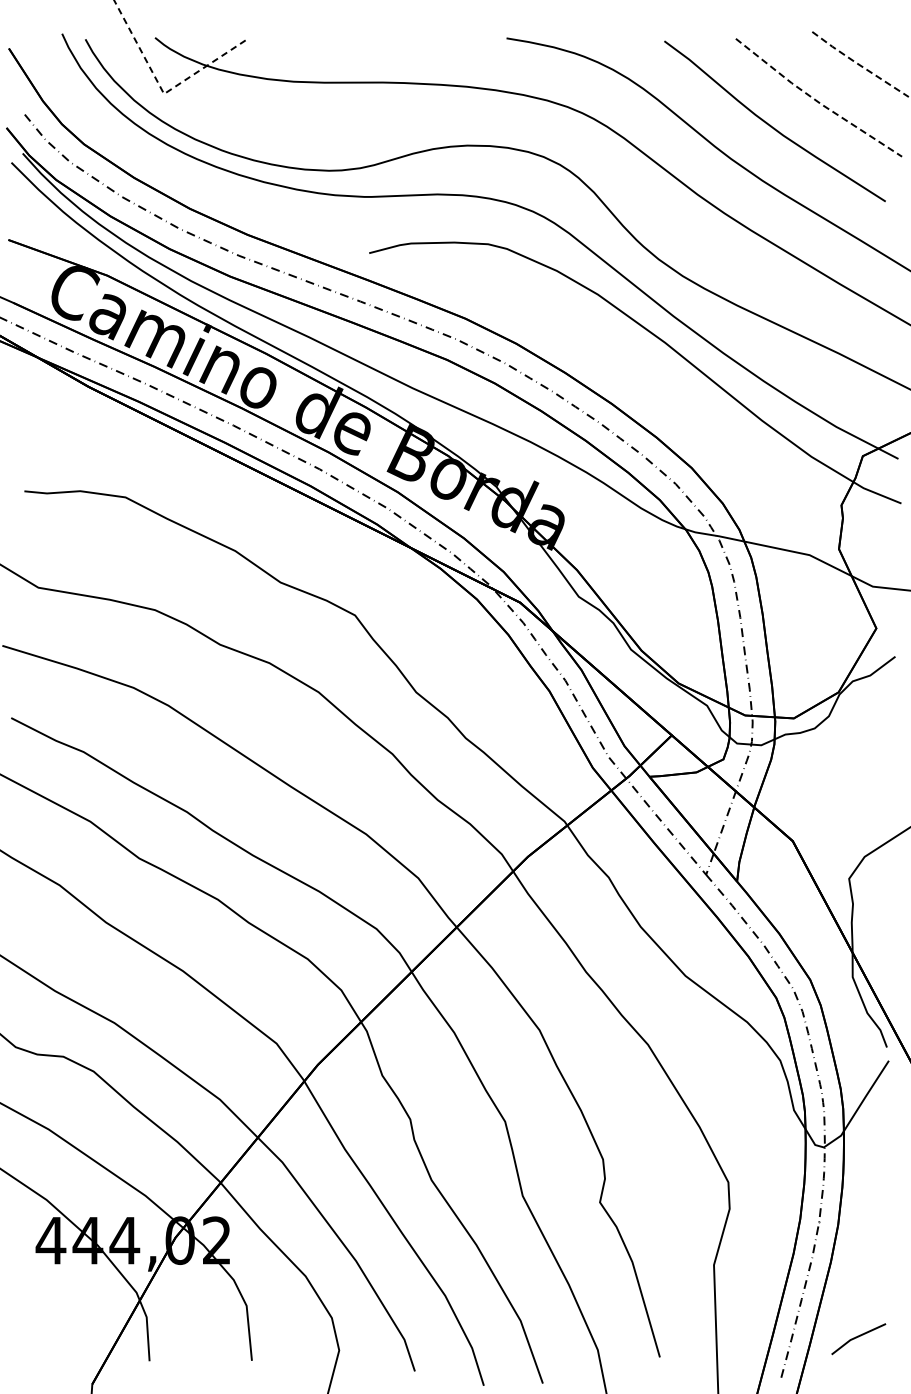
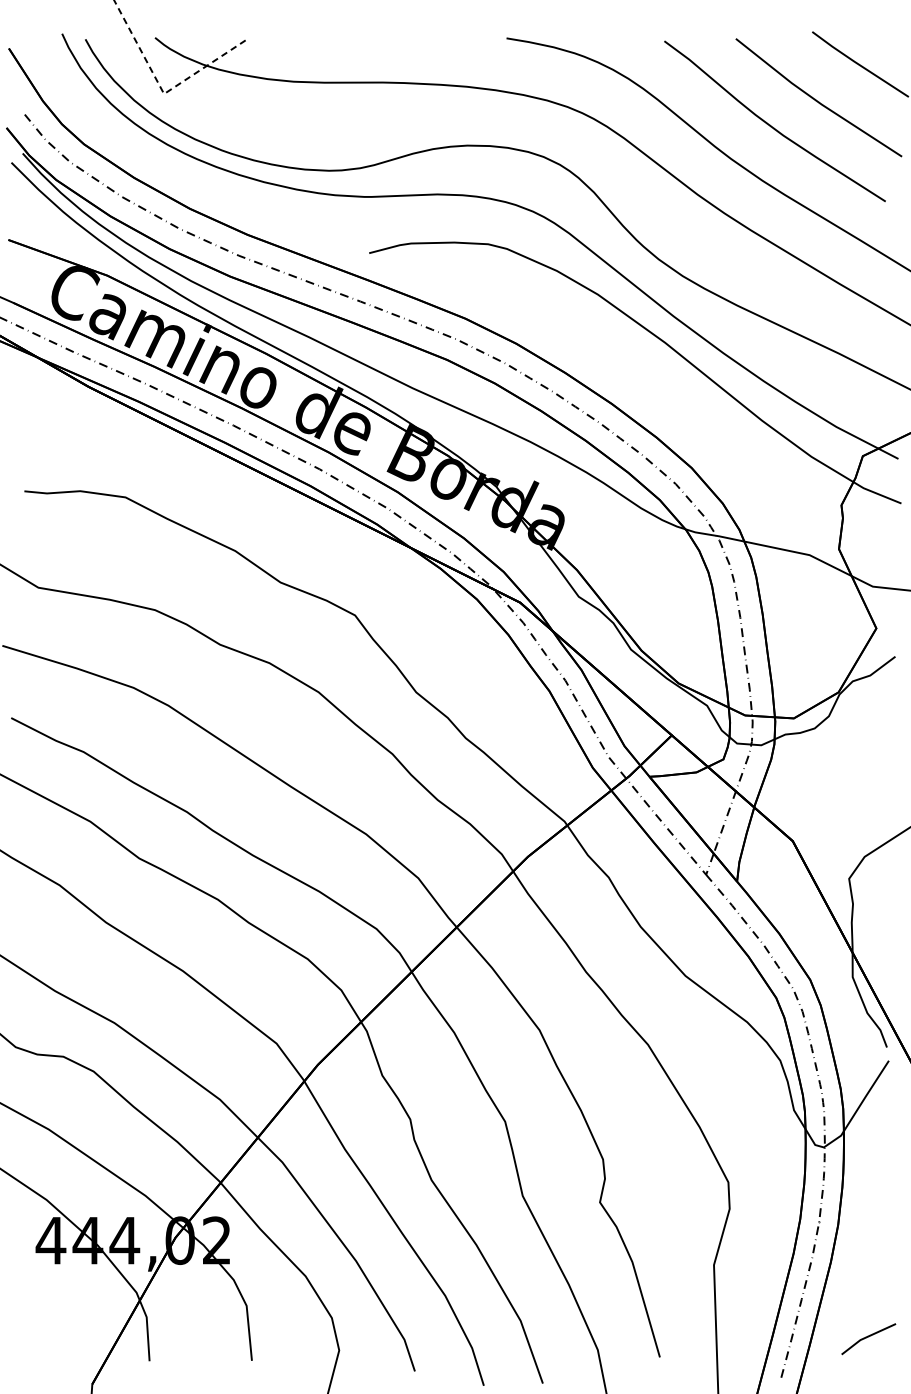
line: dashed -> solid (858, 64)
line: dashed -> solid (816, 100)
line position: (858, 1337) -> (868, 1337) (868, 1337)
